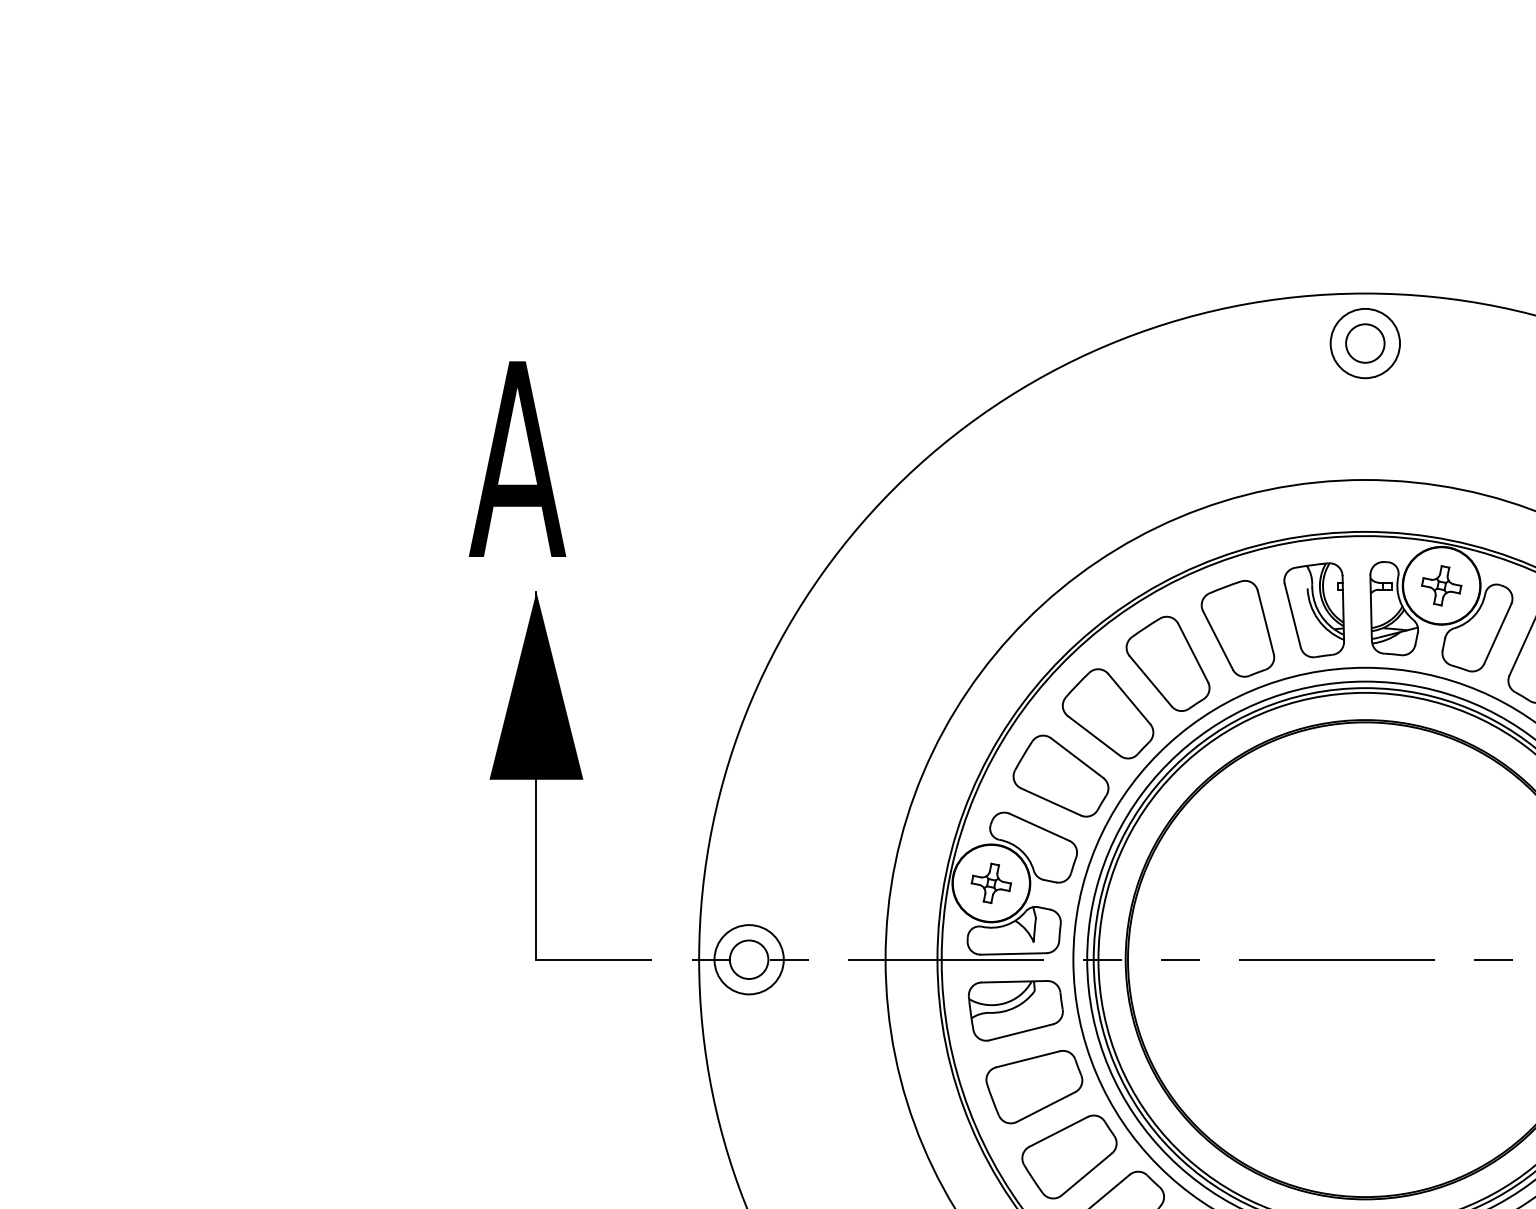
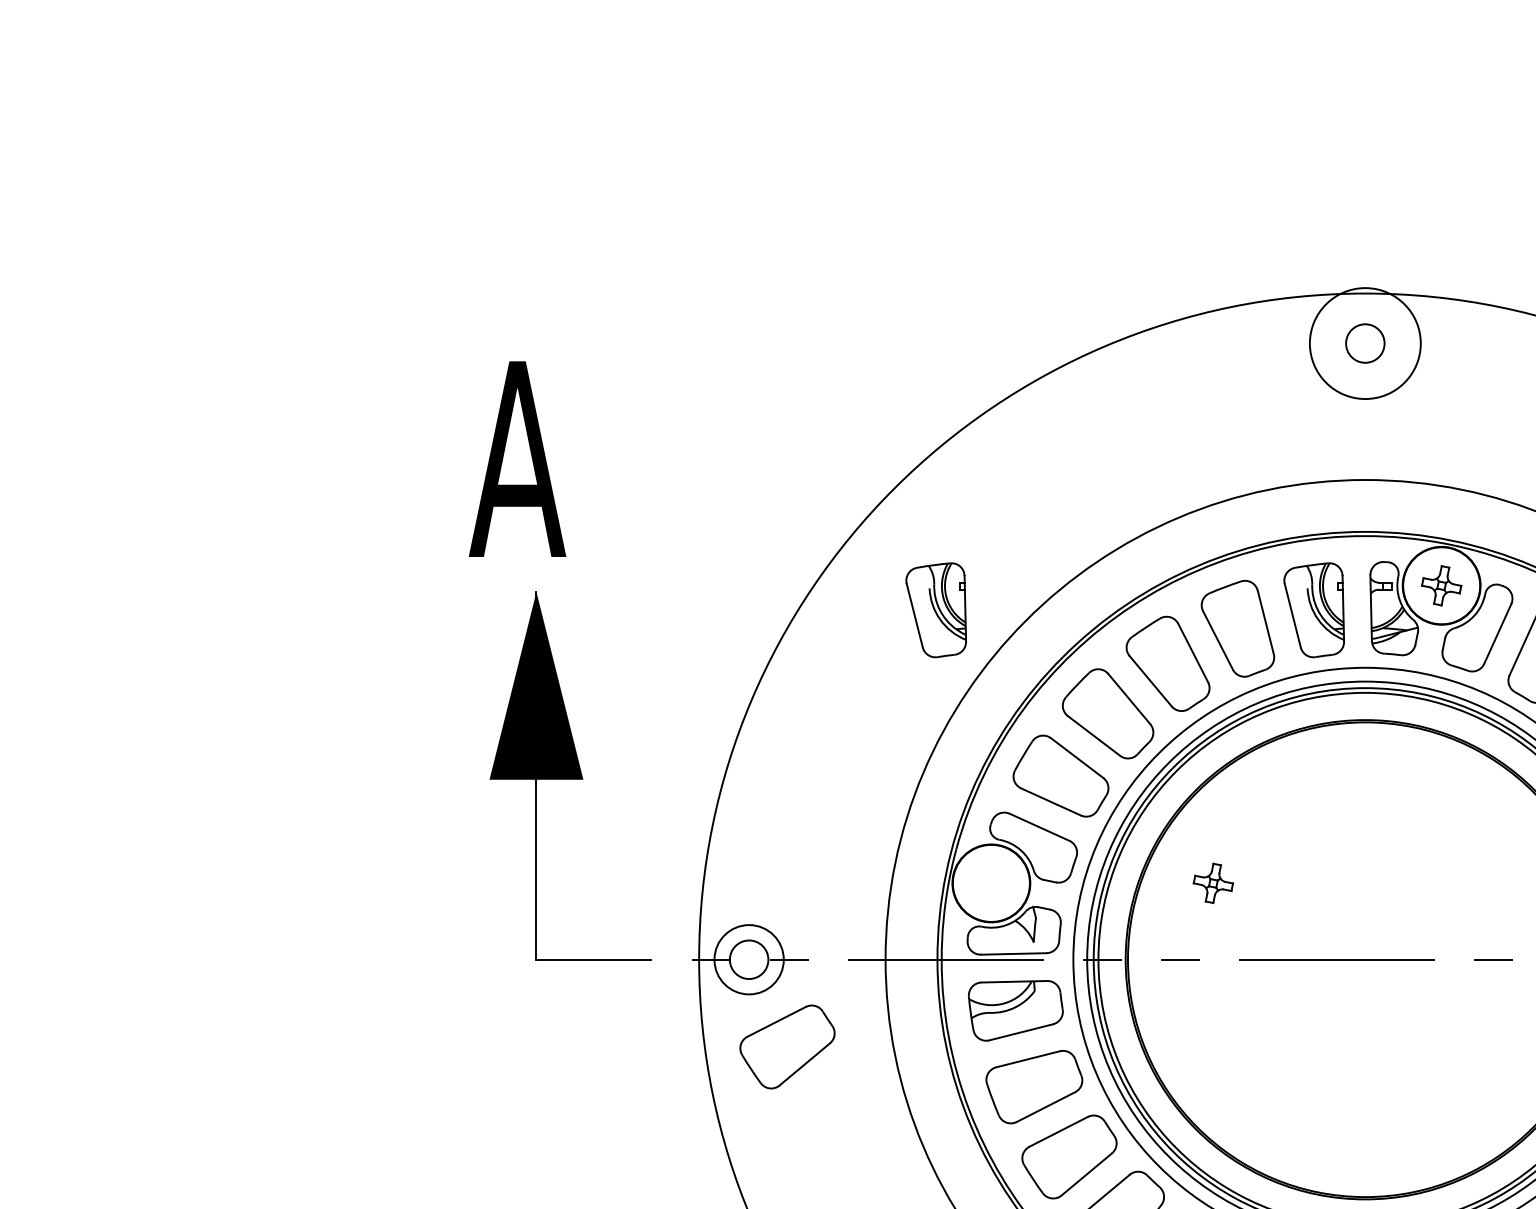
circle diameter: 69 px -> 111 px (1364, 343)
part: none -> present (935, 610)
part position: (990, 883) -> (1212, 883) (1212, 883)
part: none -> present (787, 1046)
